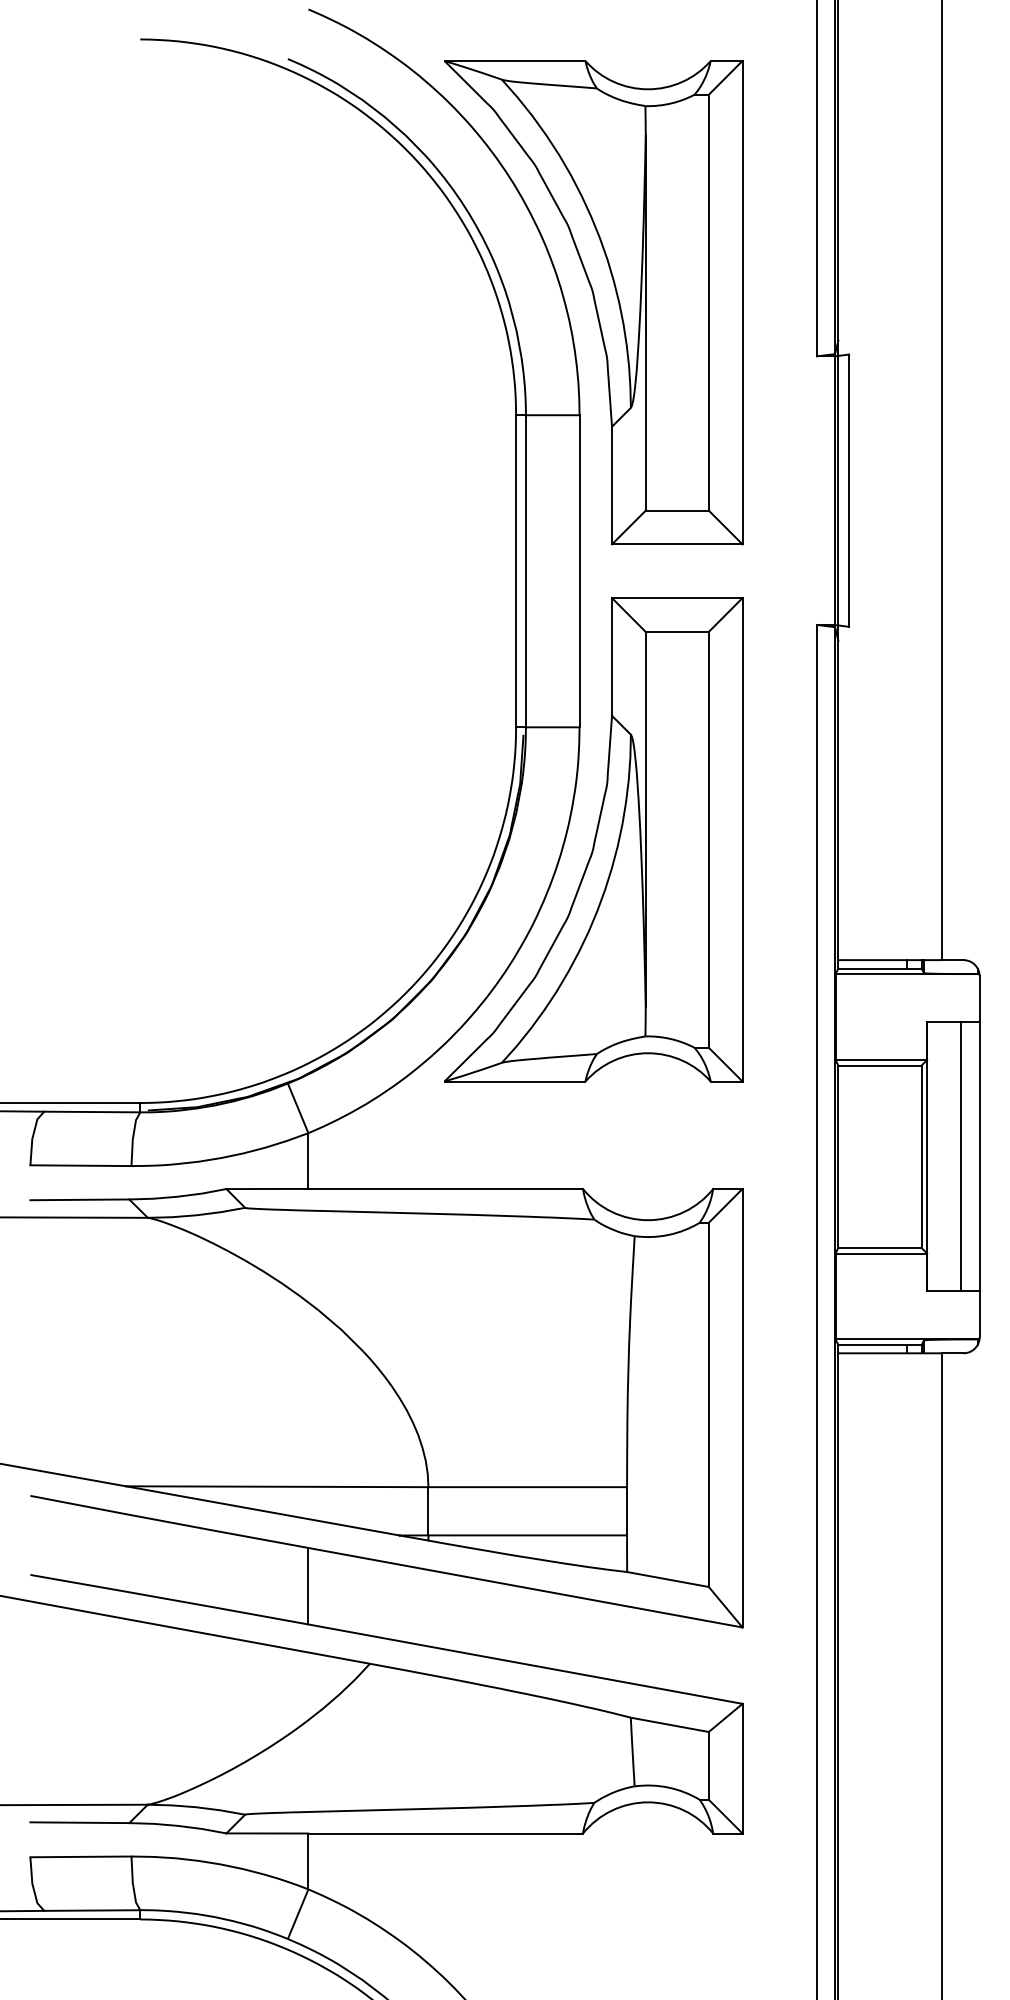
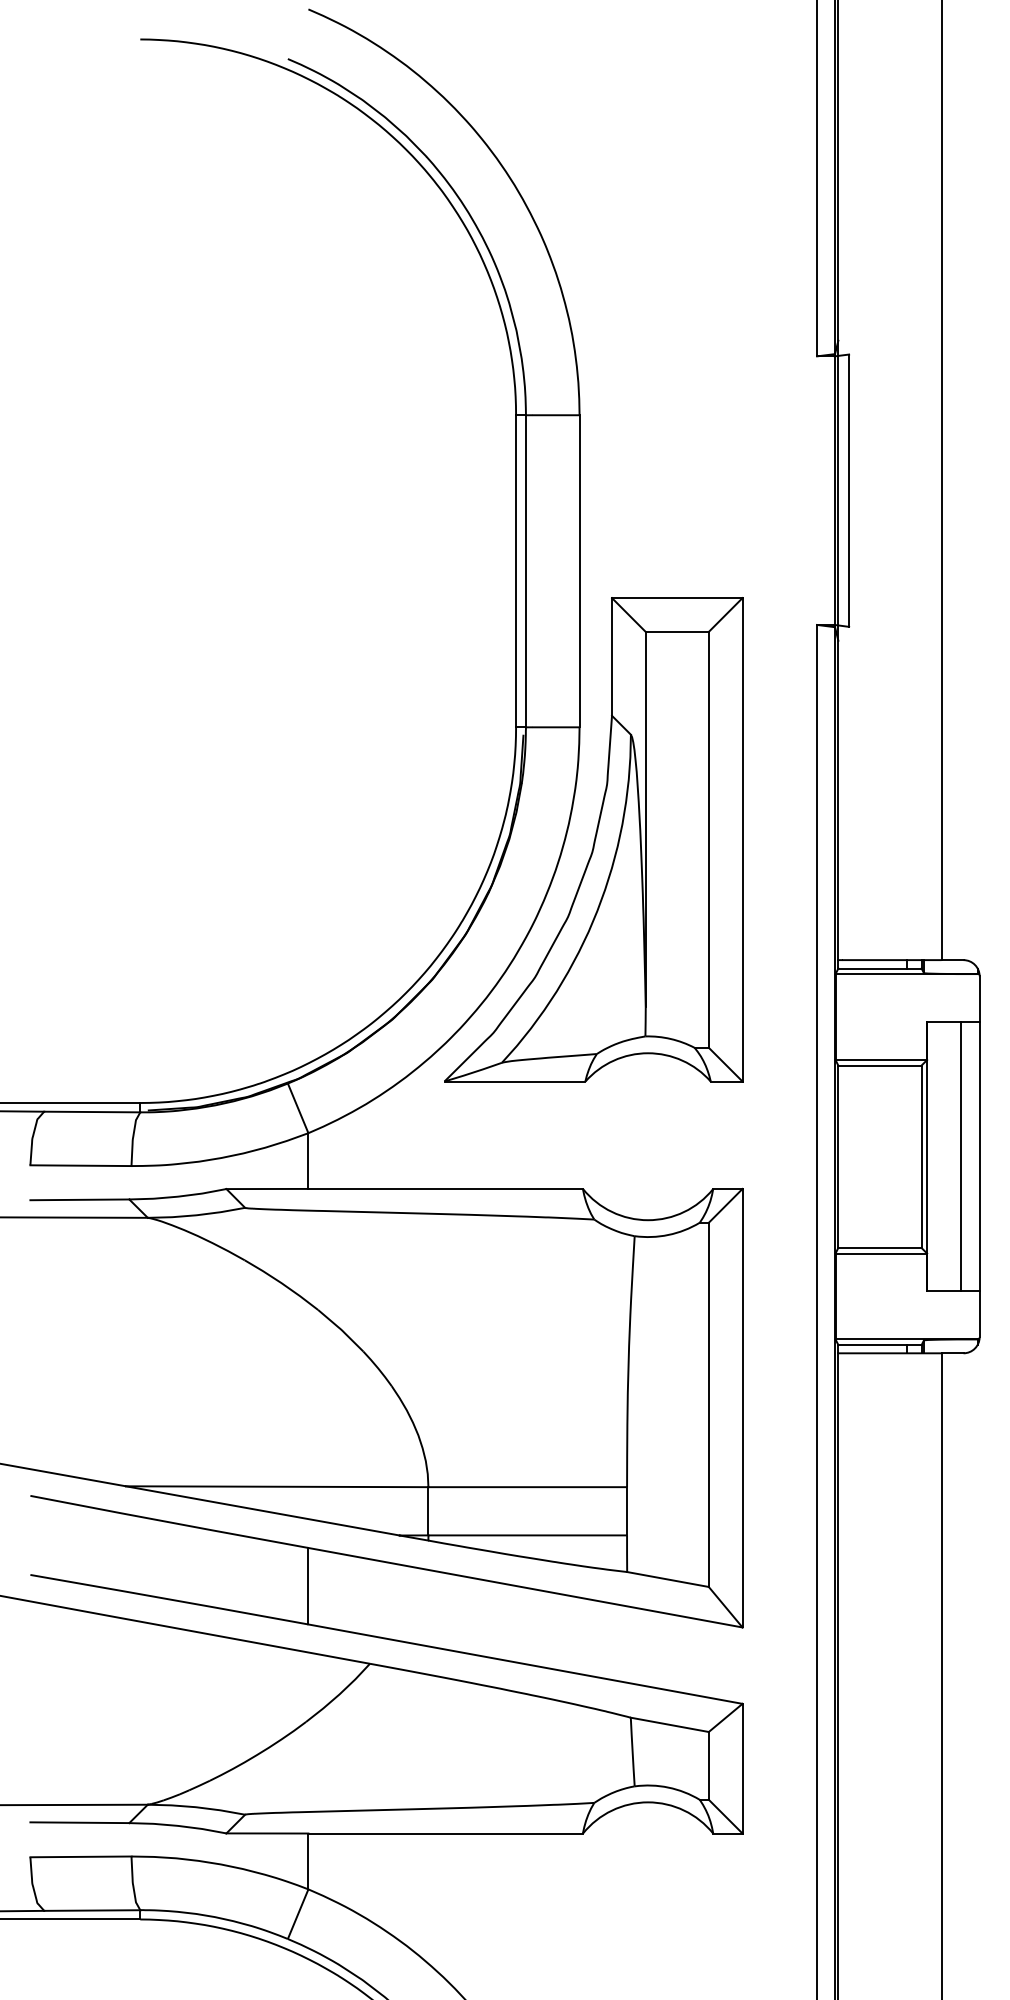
part: present -> none (593, 302)
